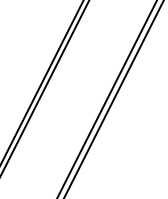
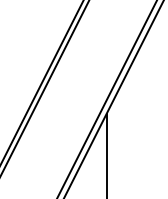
line: none -> present (106, 154)
